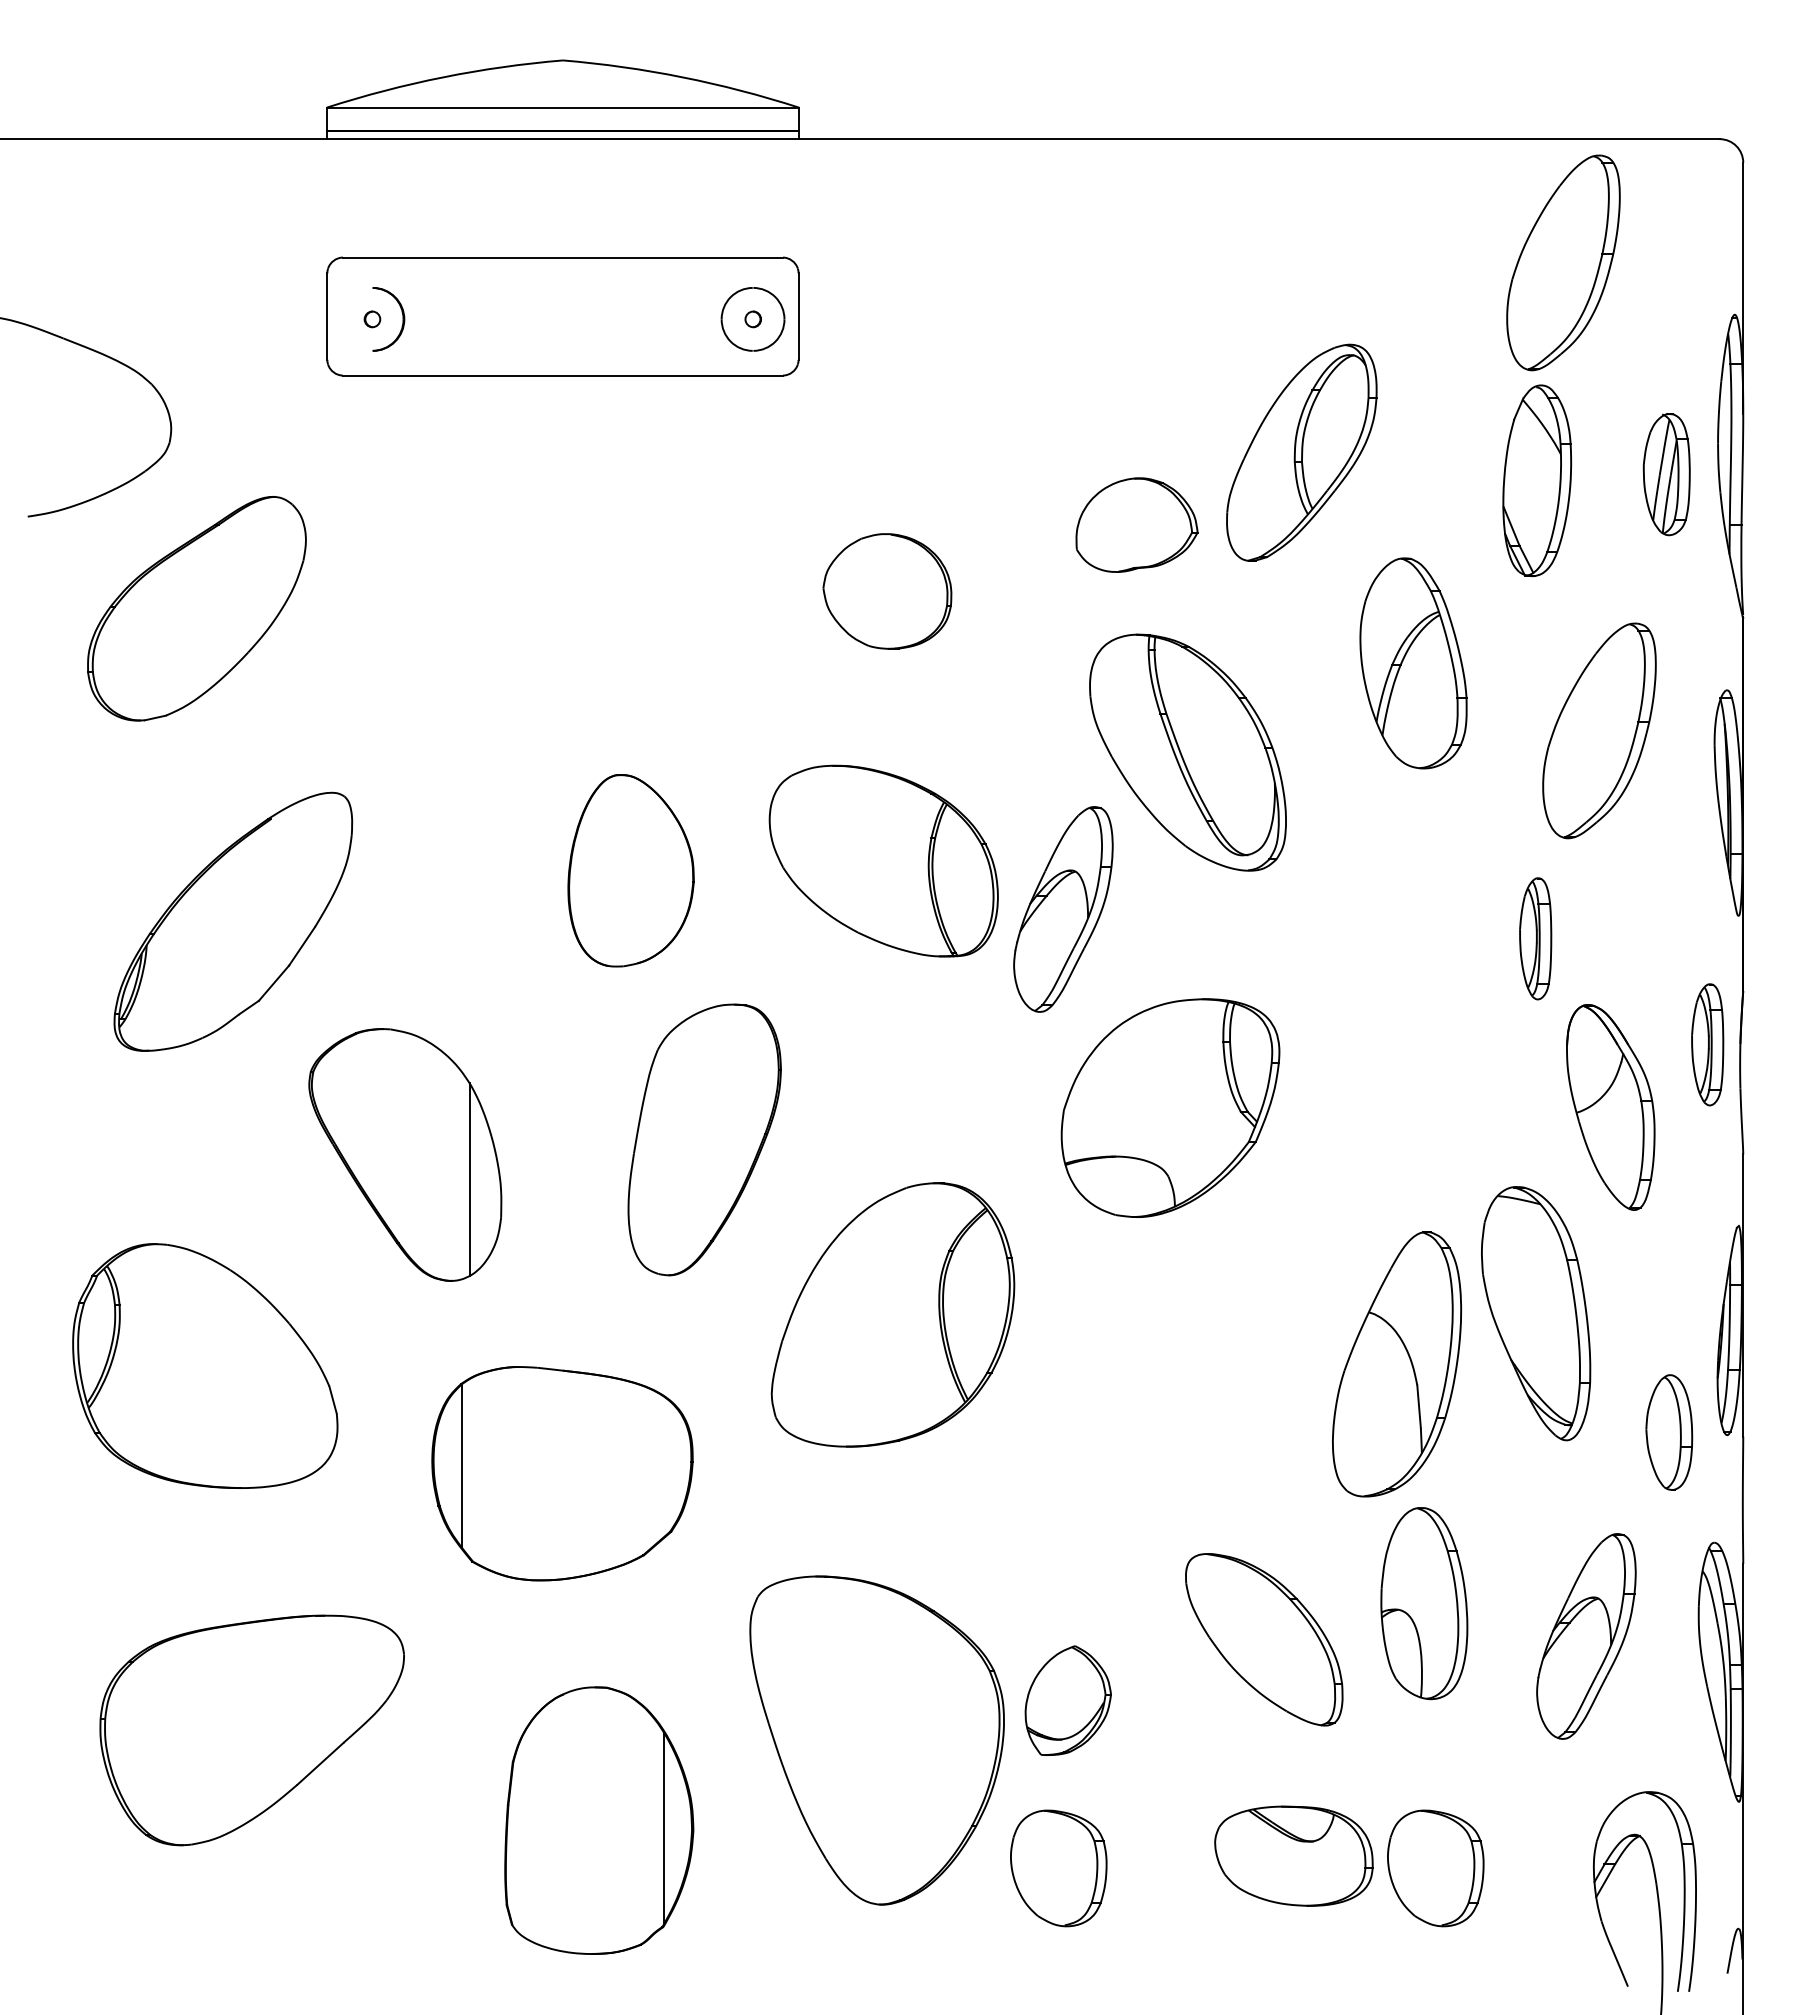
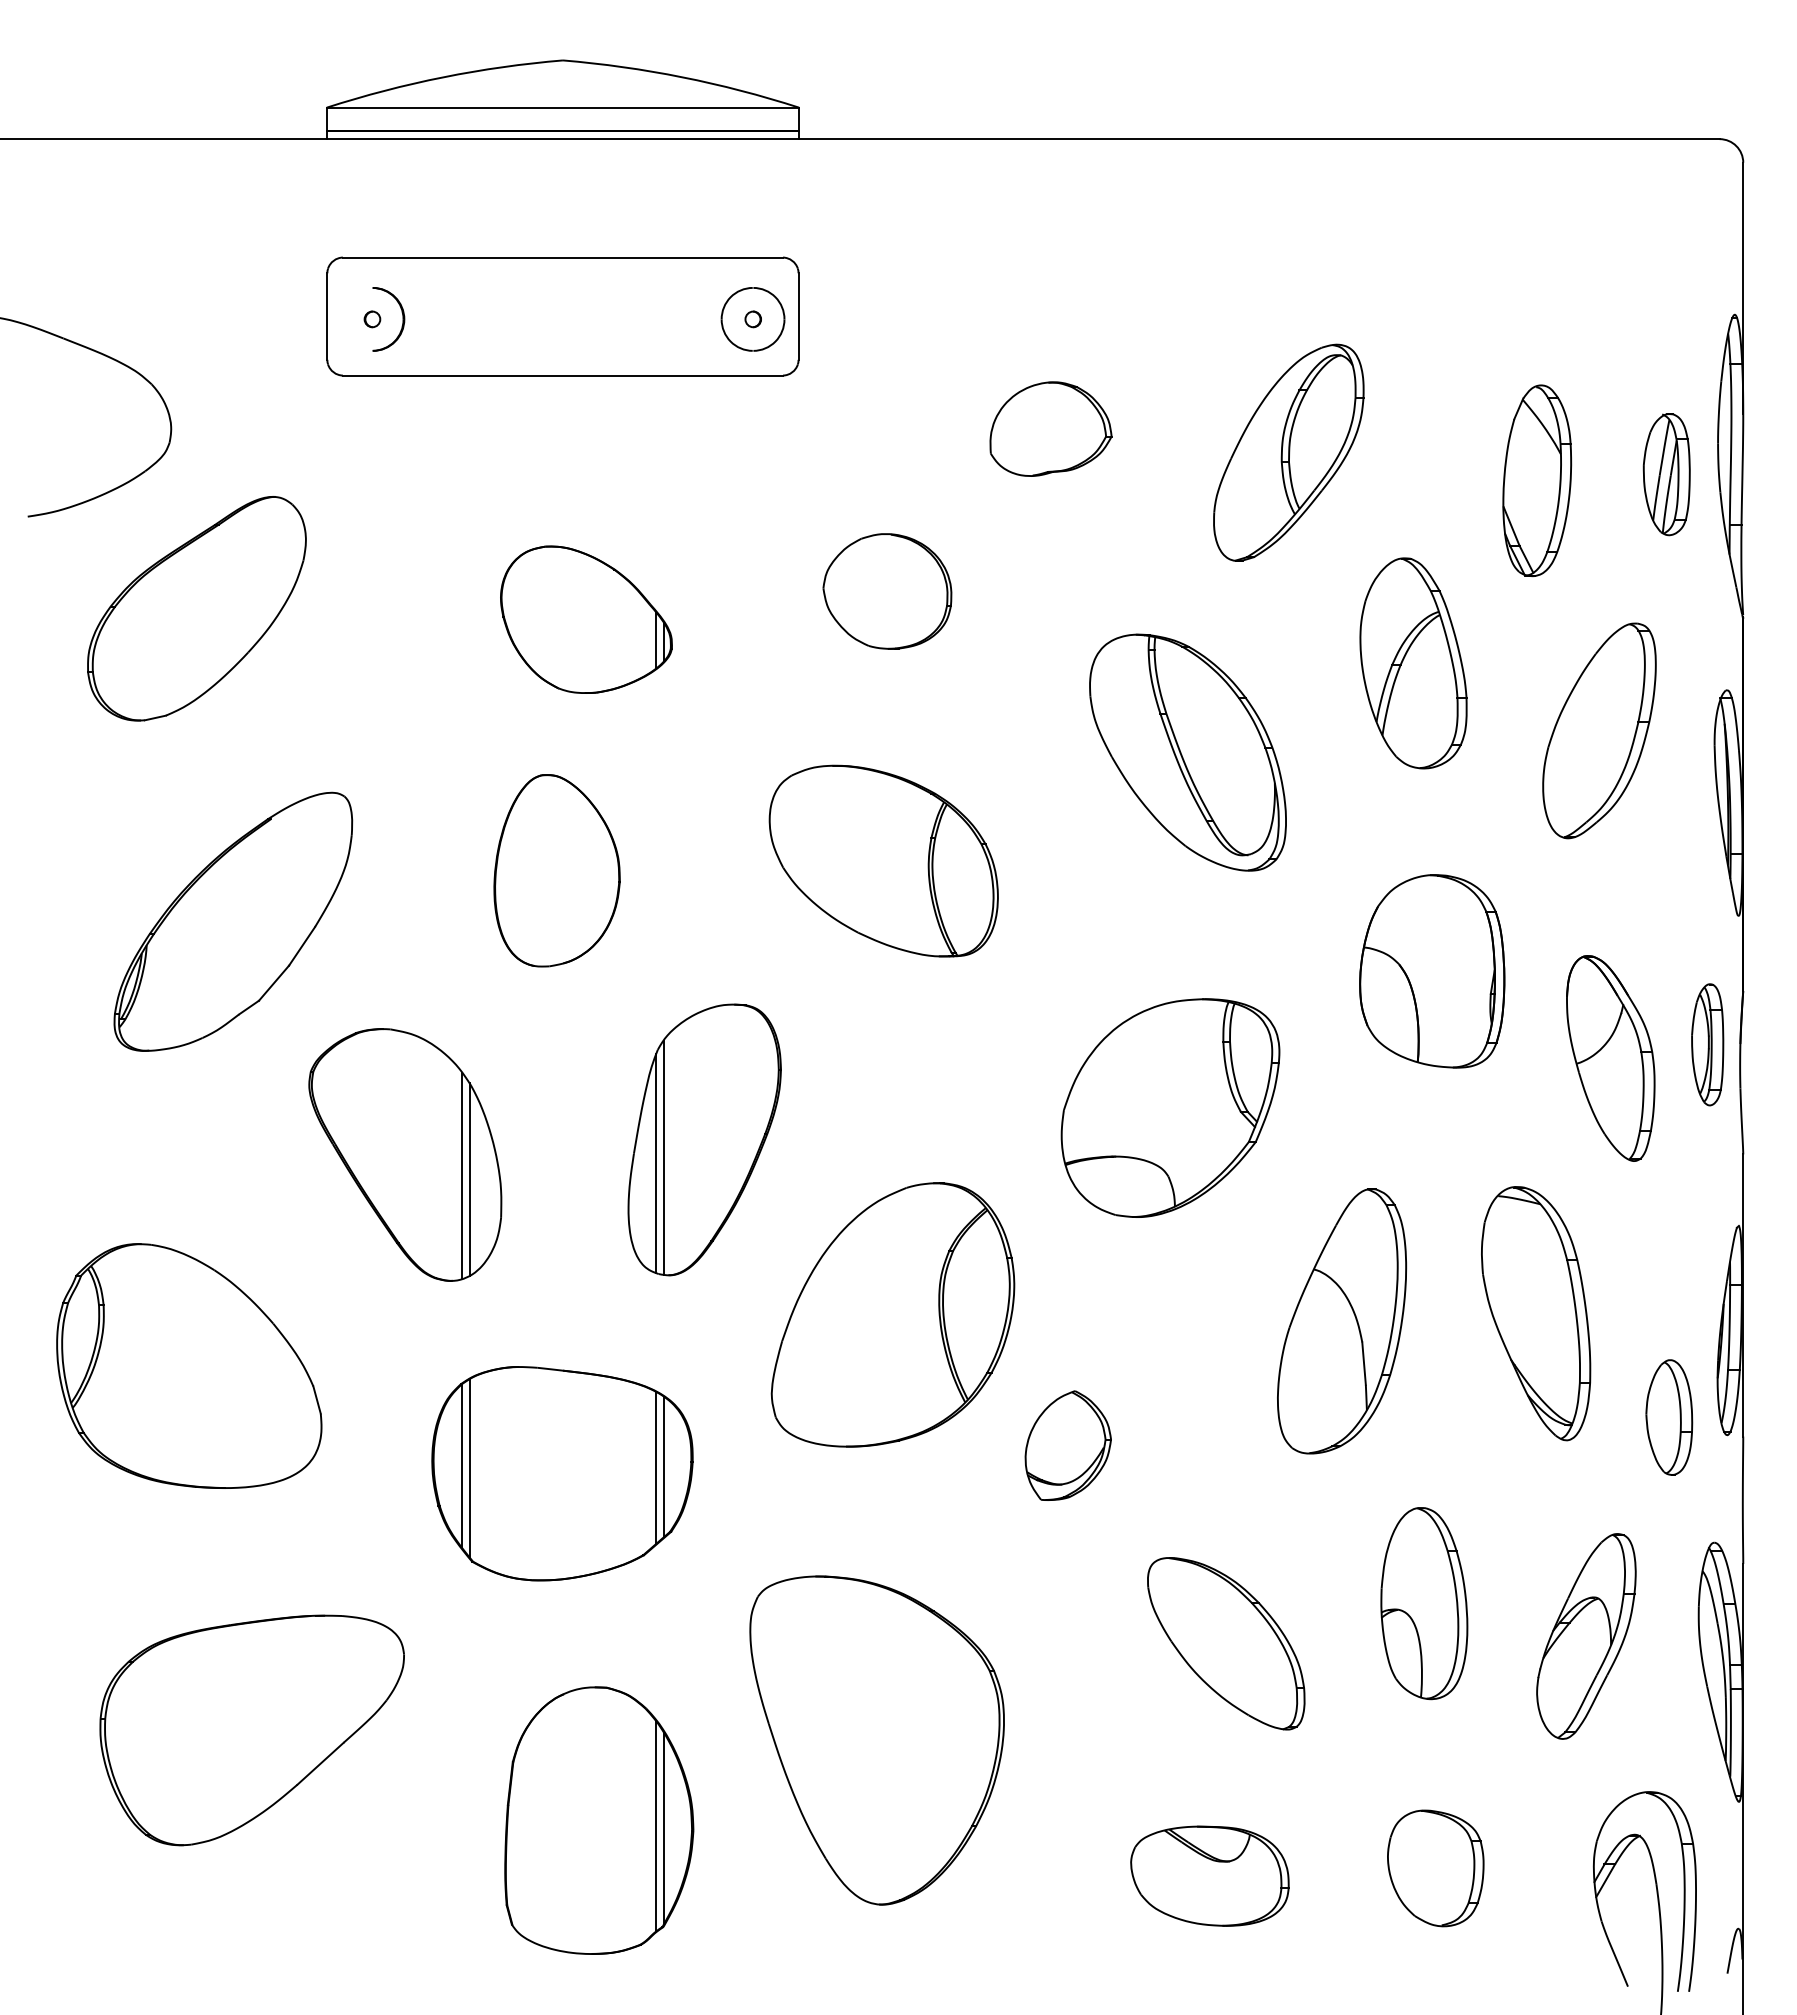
part: present -> none (1563, 262)
part position: (1301, 452) -> (1288, 452) (1288, 452)
part position: (1136, 524) -> (1050, 428) (1050, 428)
part: none -> present (586, 619)
part position: (630, 870) -> (556, 870) (556, 870)
part: present -> none (1063, 909)
part: present -> none (1535, 938)
part: none -> present (1432, 971)
part position: (1610, 1107) -> (1610, 1058) (1610, 1058)
line: none -> present (663, 1157)
line: none -> present (656, 1163)
line: none -> present (462, 1175)
part position: (1397, 1364) -> (1342, 1321) (1342, 1321)
part position: (205, 1365) -> (189, 1365) (189, 1365)
part position: (1669, 1432) -> (1669, 1417) (1669, 1417)
line: none -> present (663, 1466)
line: none -> present (656, 1467)
line: none -> present (469, 1468)
part position: (1264, 1639) -> (1226, 1643) (1226, 1643)
part position: (1067, 1700) -> (1067, 1445) (1067, 1445)
line: none -> present (656, 1826)
part position: (1293, 1855) -> (1209, 1875) (1209, 1875)
part: present -> none (1058, 1868)
